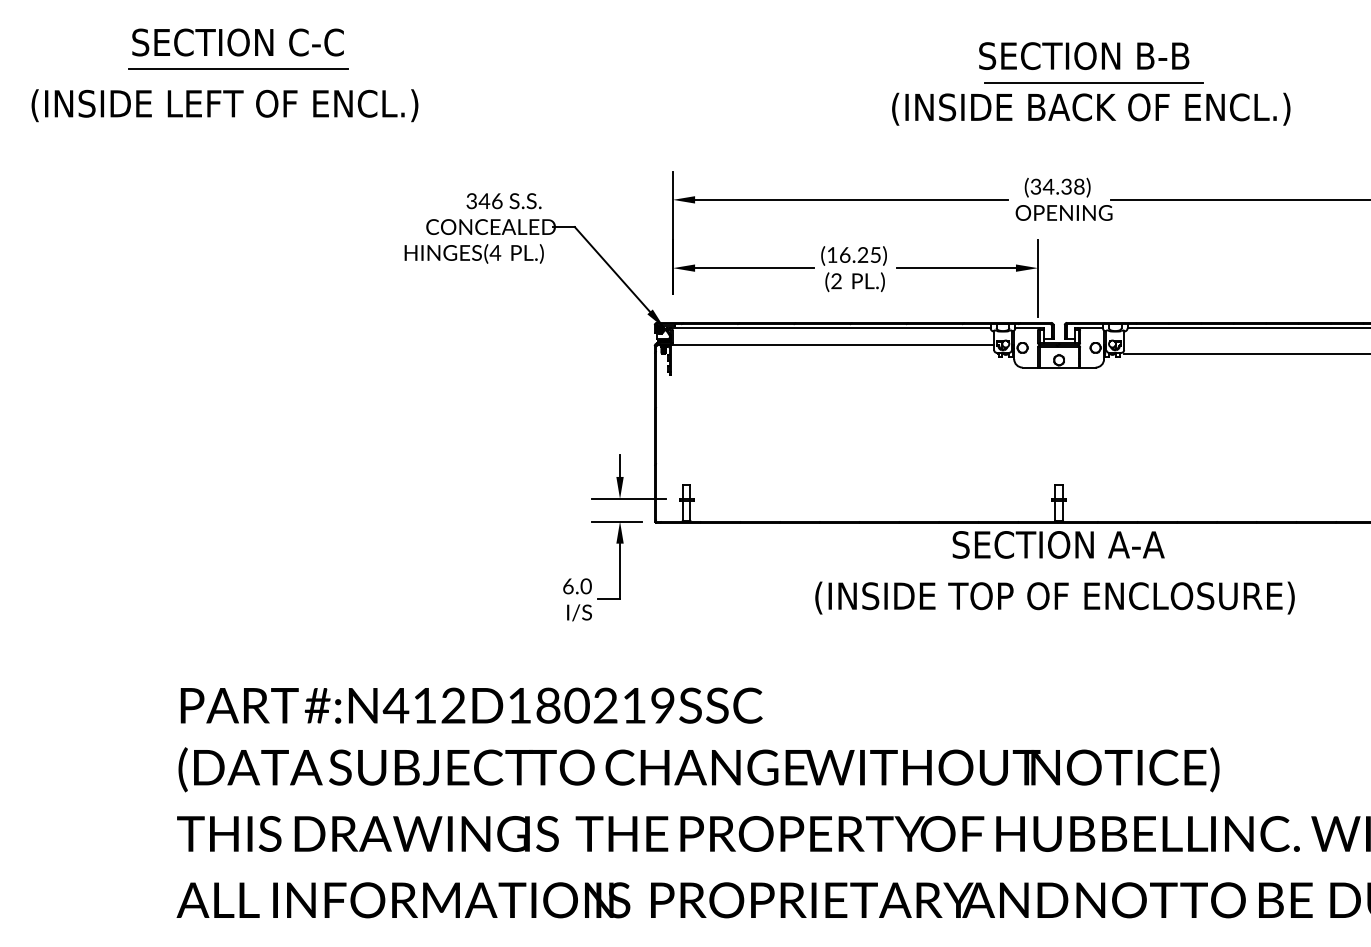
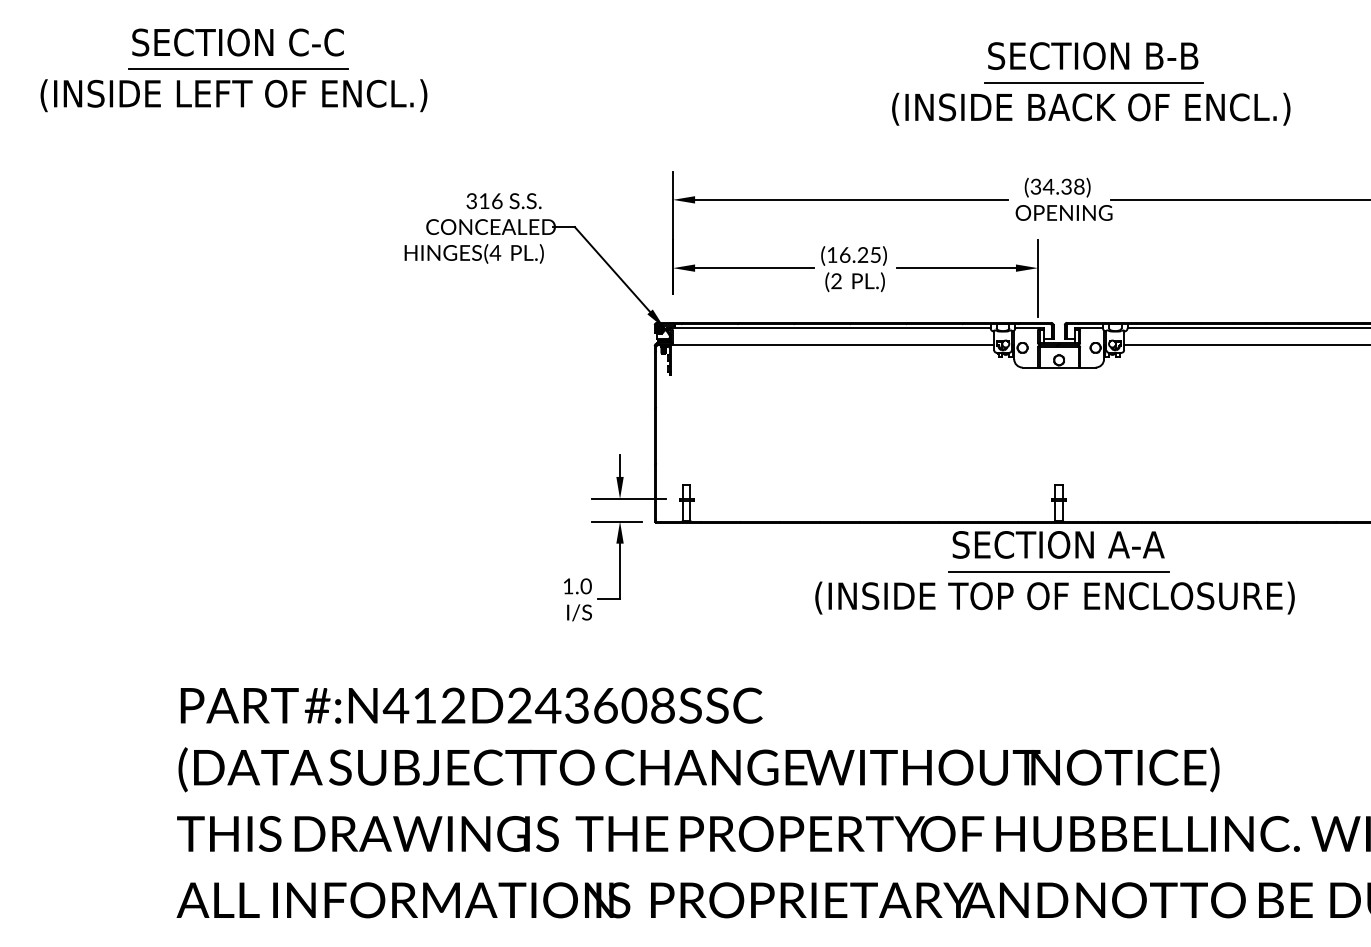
text position: (1084, 55) -> (1093, 55) (1093, 55)
text position: (224, 105) -> (233, 95) (233, 95)
text: 346 -> 316 (484, 200)
line position: (1245, 354) -> (1245, 345) (1245, 345)
line: none -> present (1059, 571)
text: 6.0 -> 1.0 (568, 586)
text: #:N412D180219SSC -> #:N412D243608SSC (590, 705)
